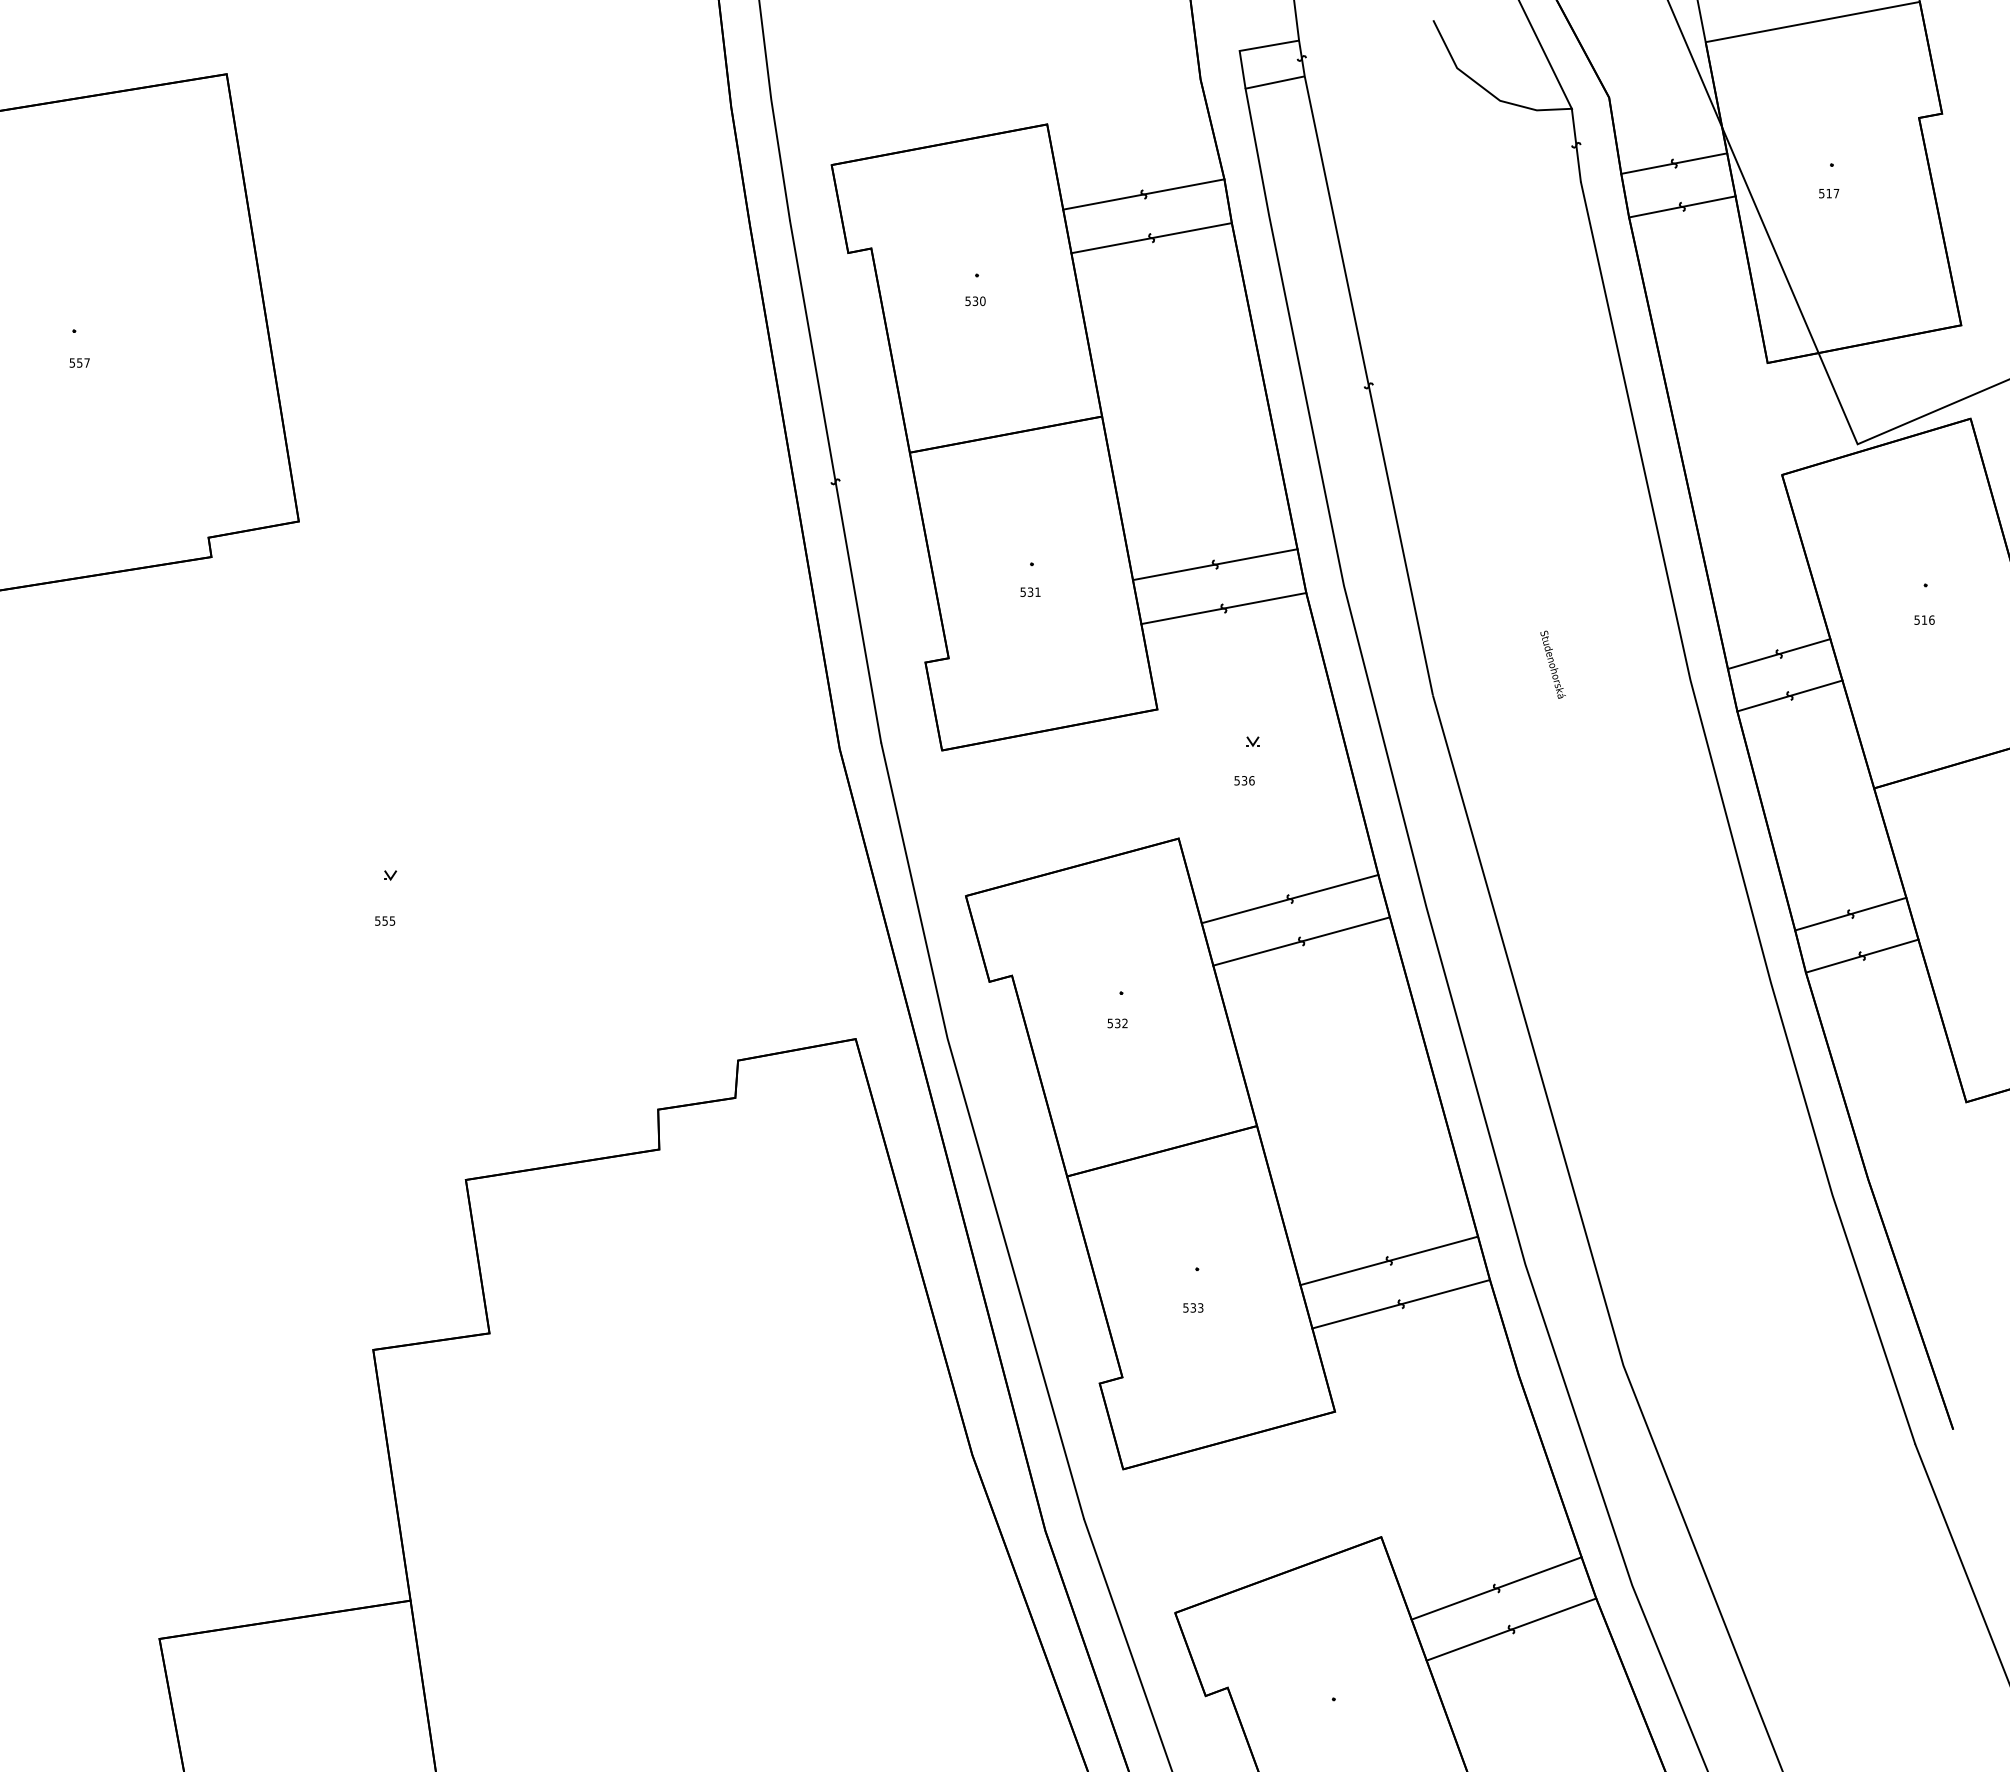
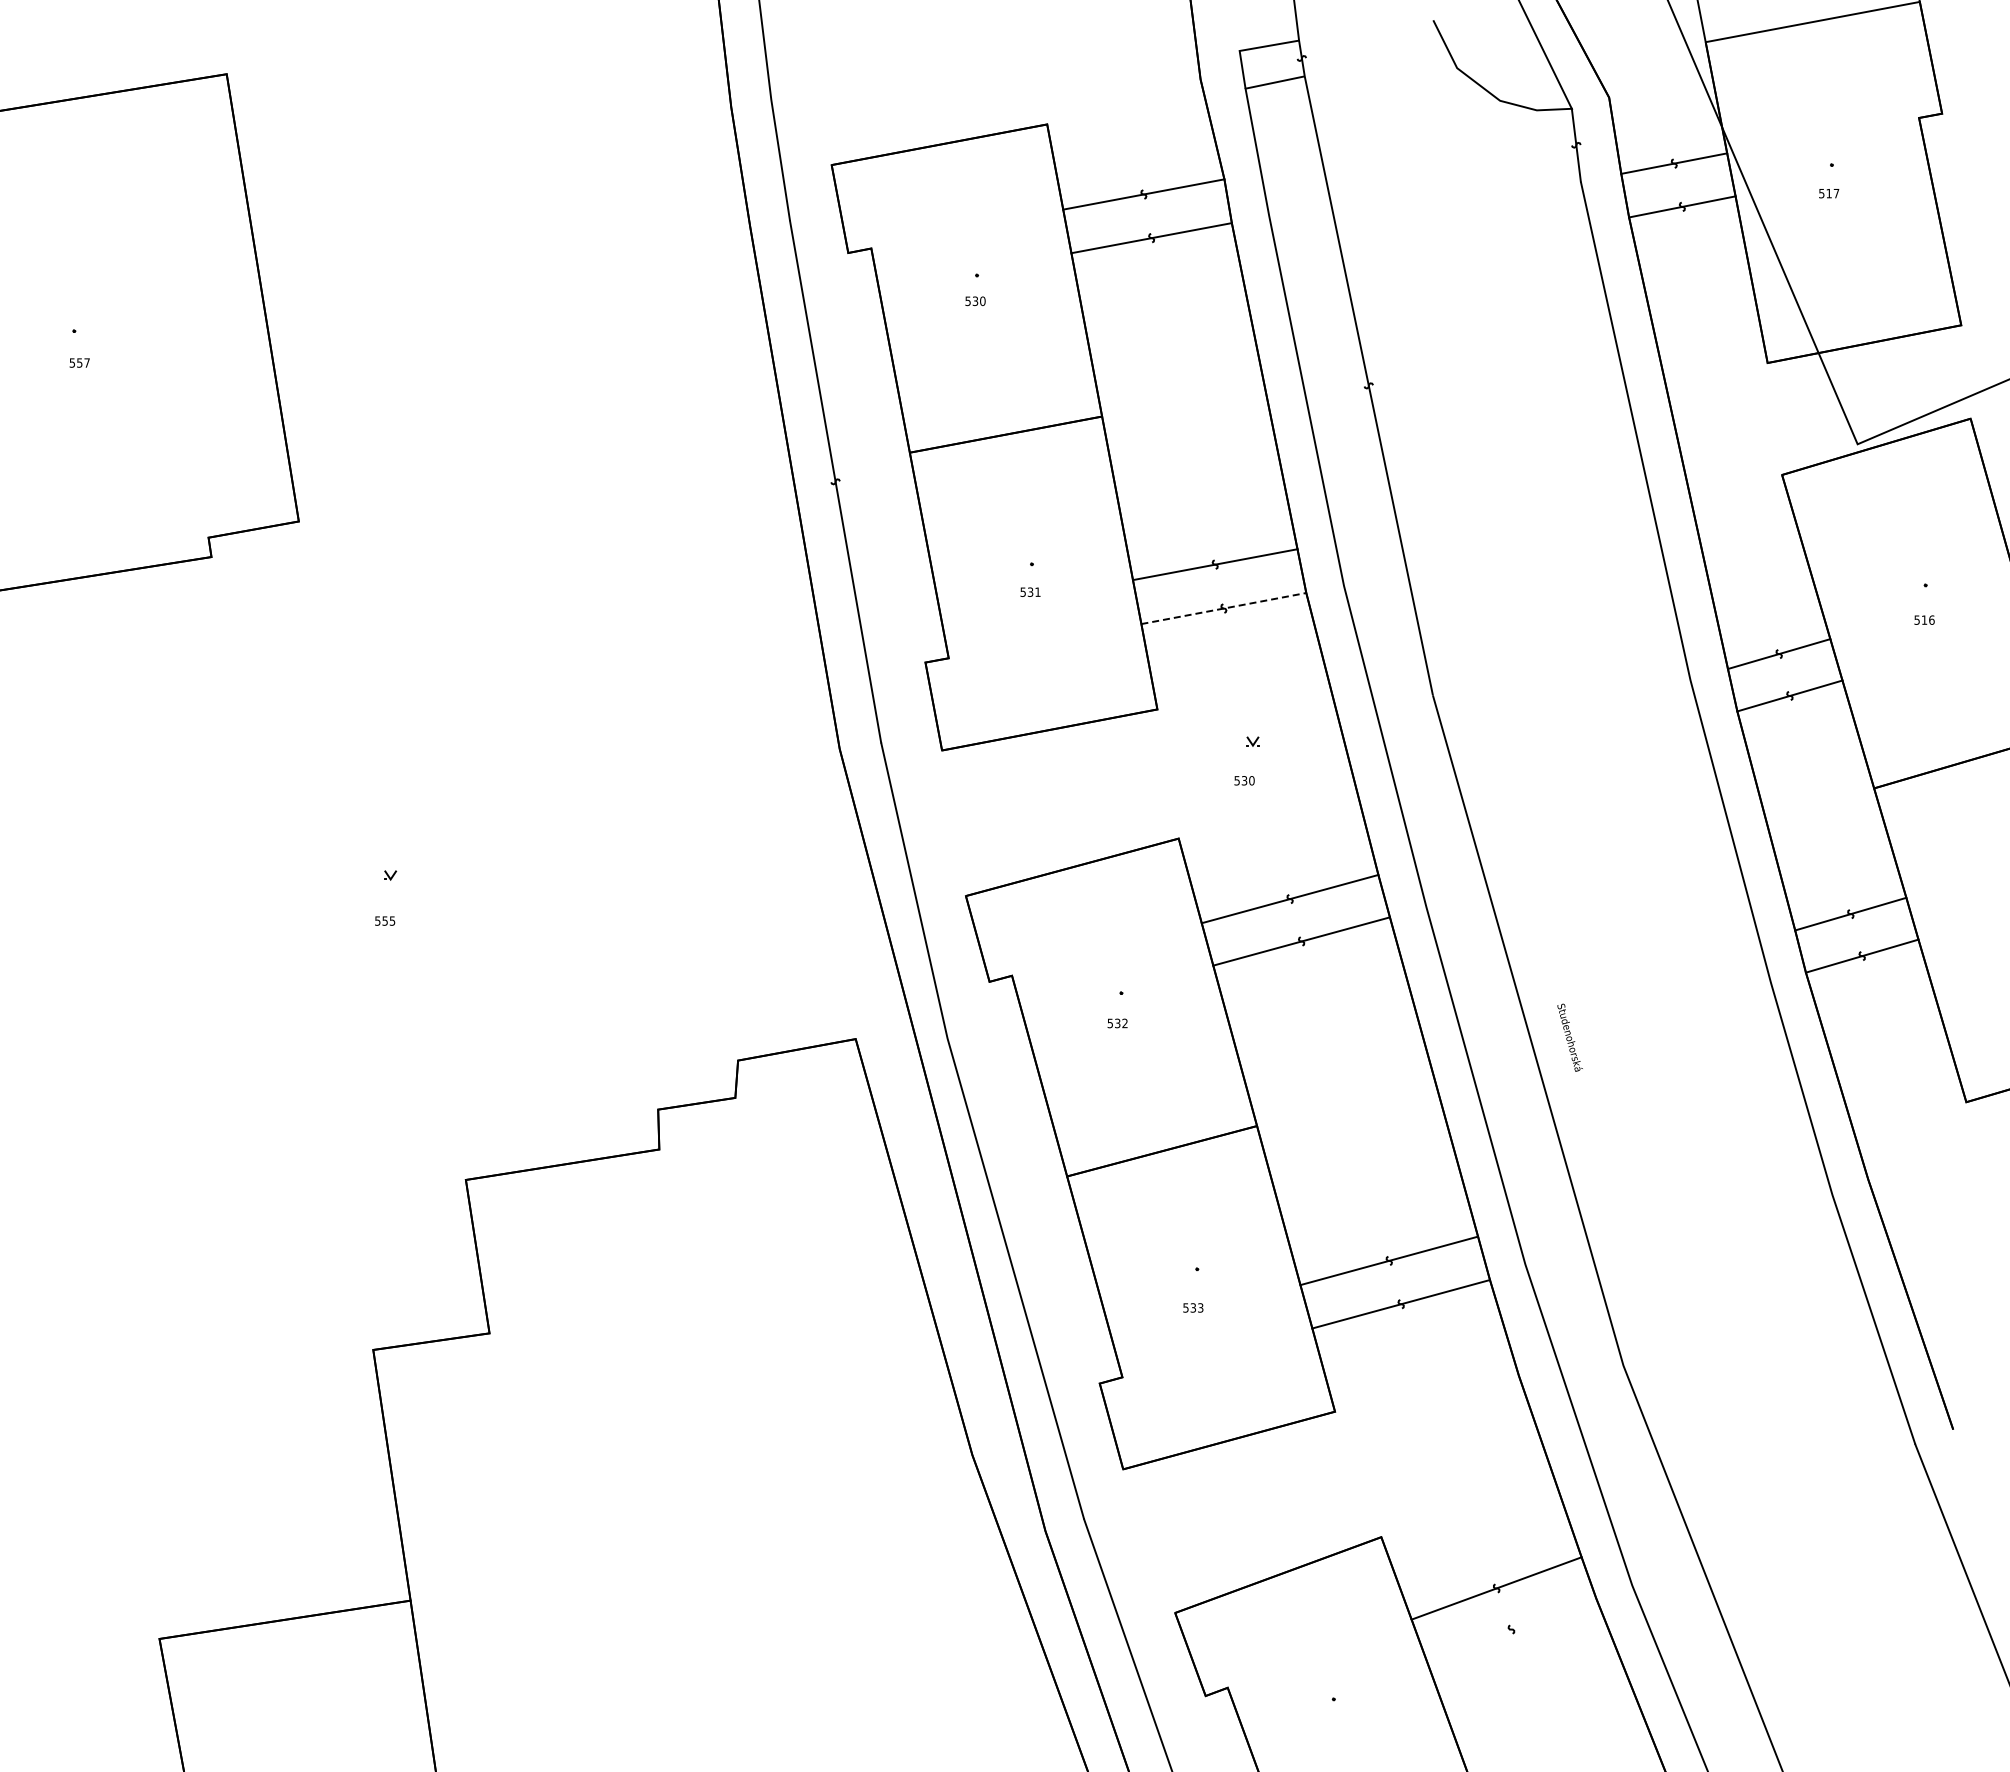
line: solid -> dashed (1223, 608)
text position: (1552, 664) -> (1569, 1037) (1569, 1037)
text: 536 -> 530 (1251, 780)
line: present -> none (1511, 1629)
